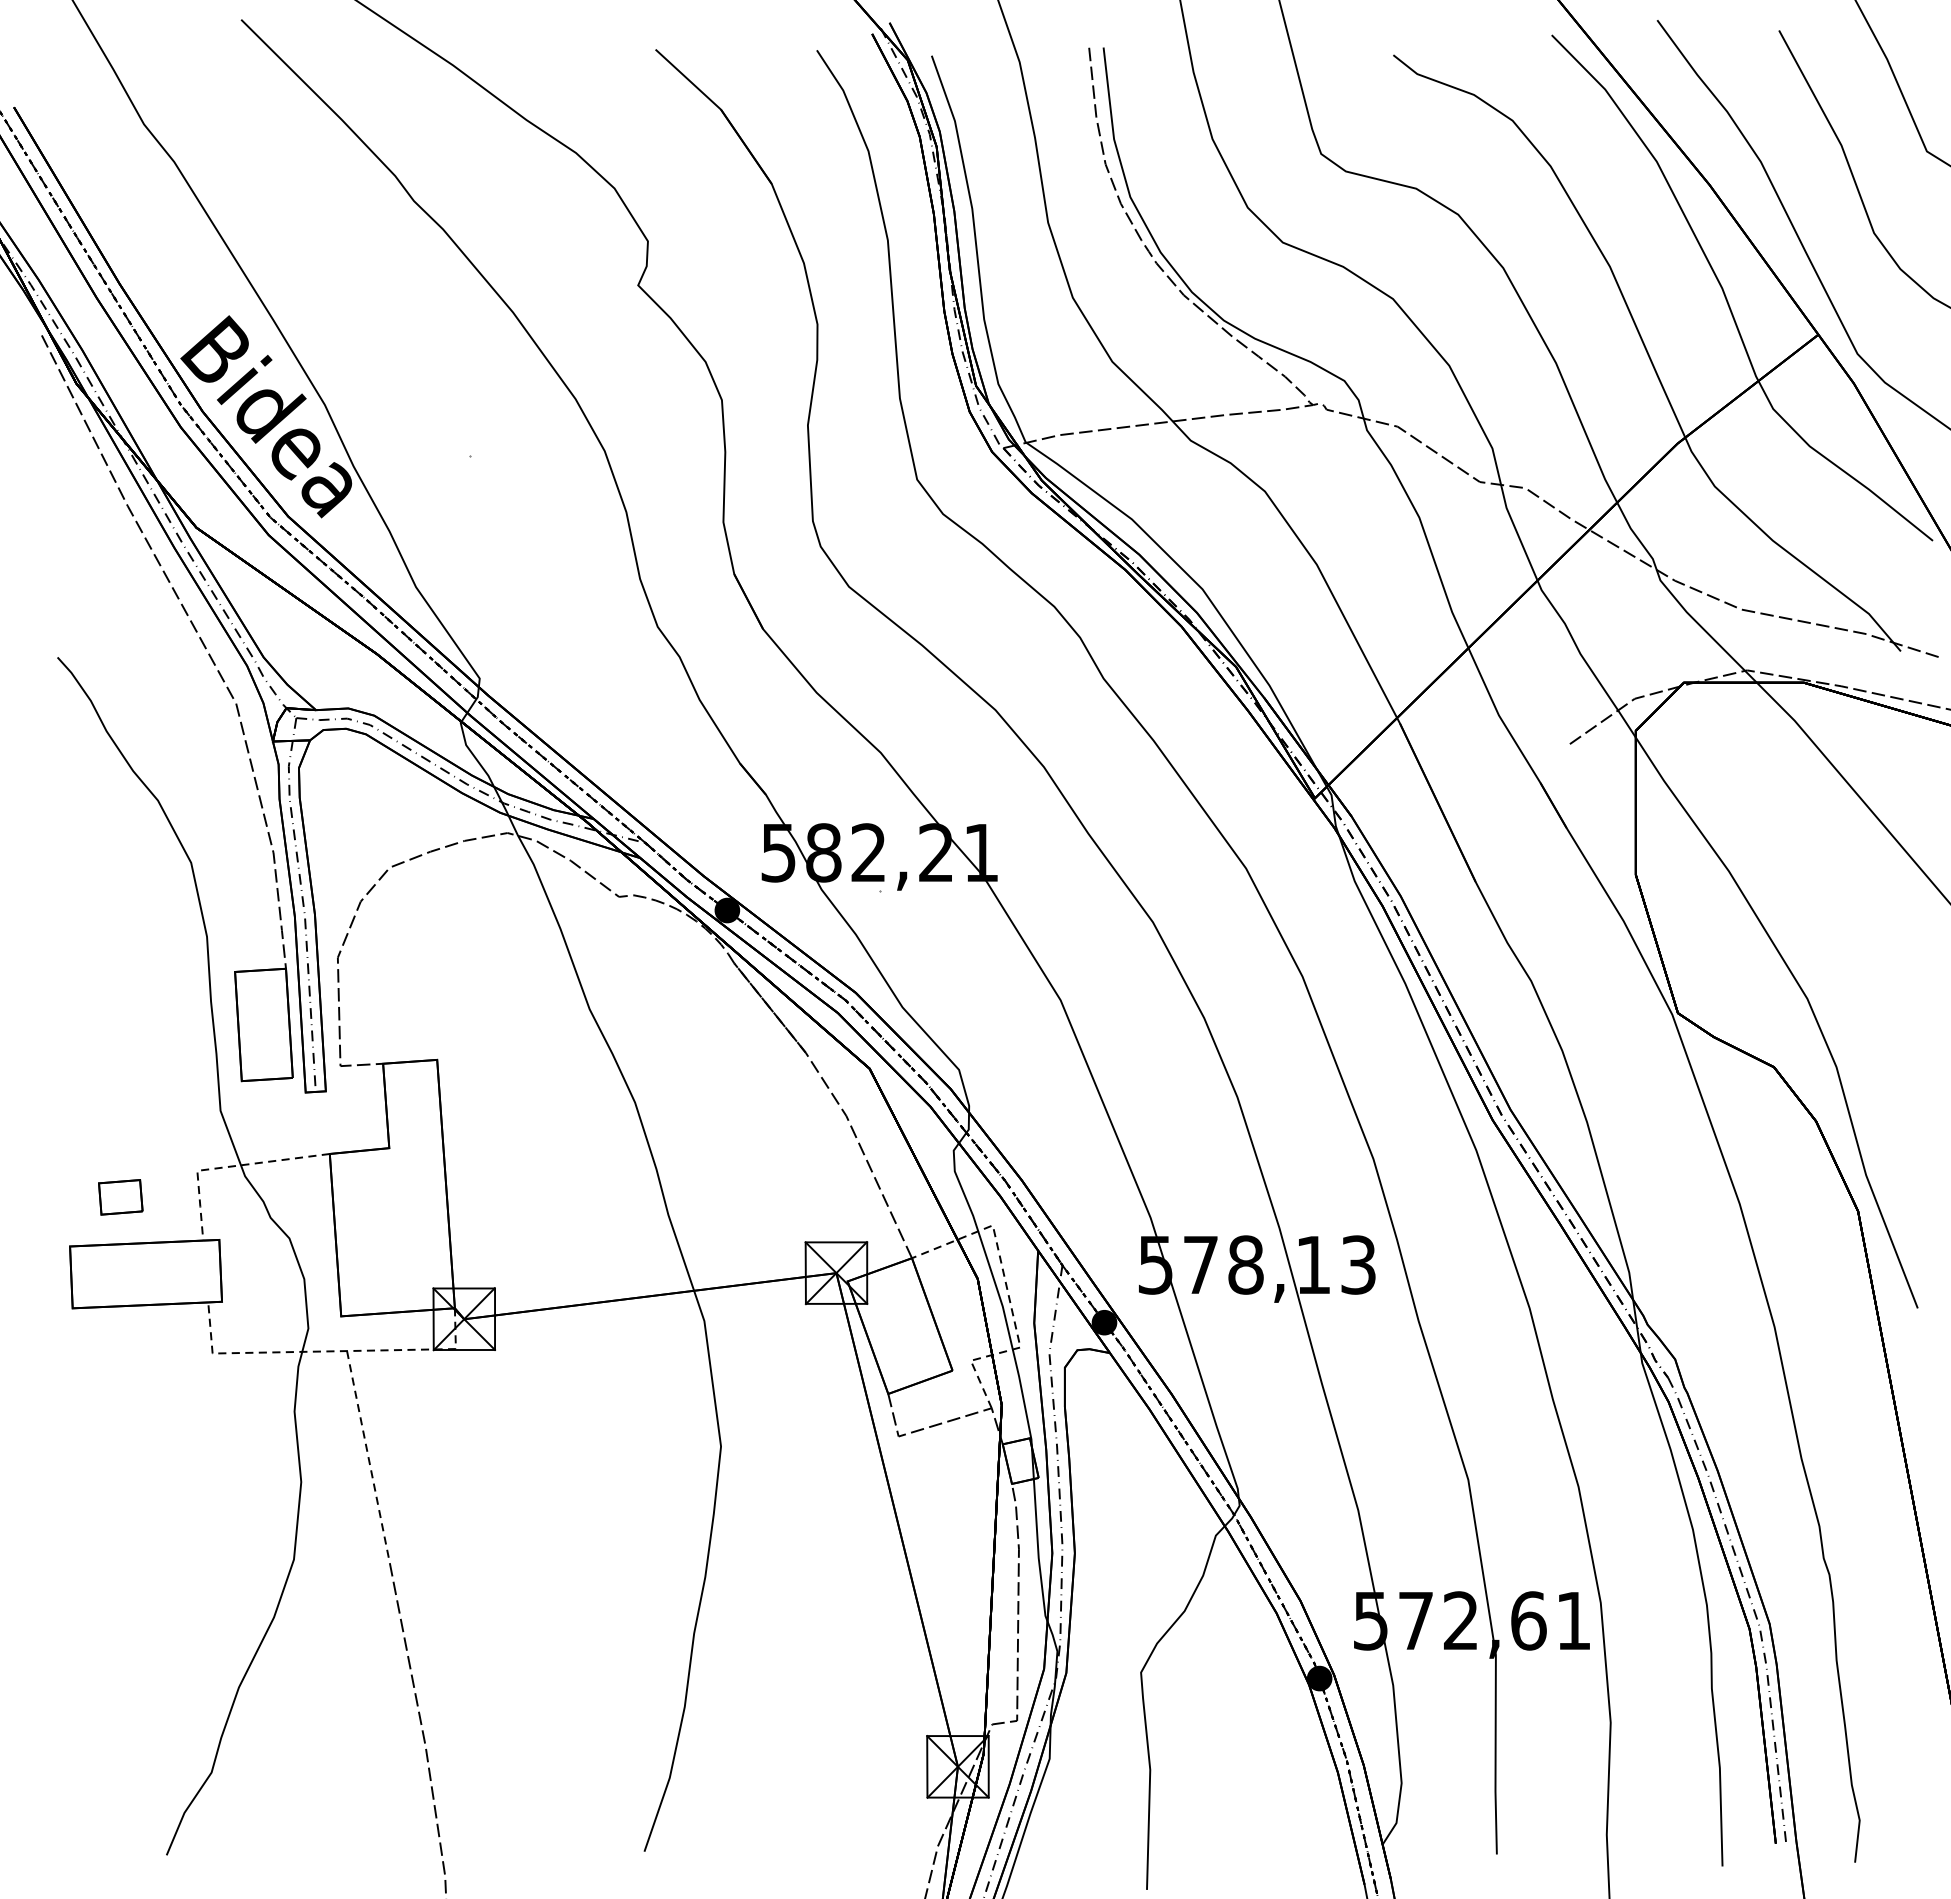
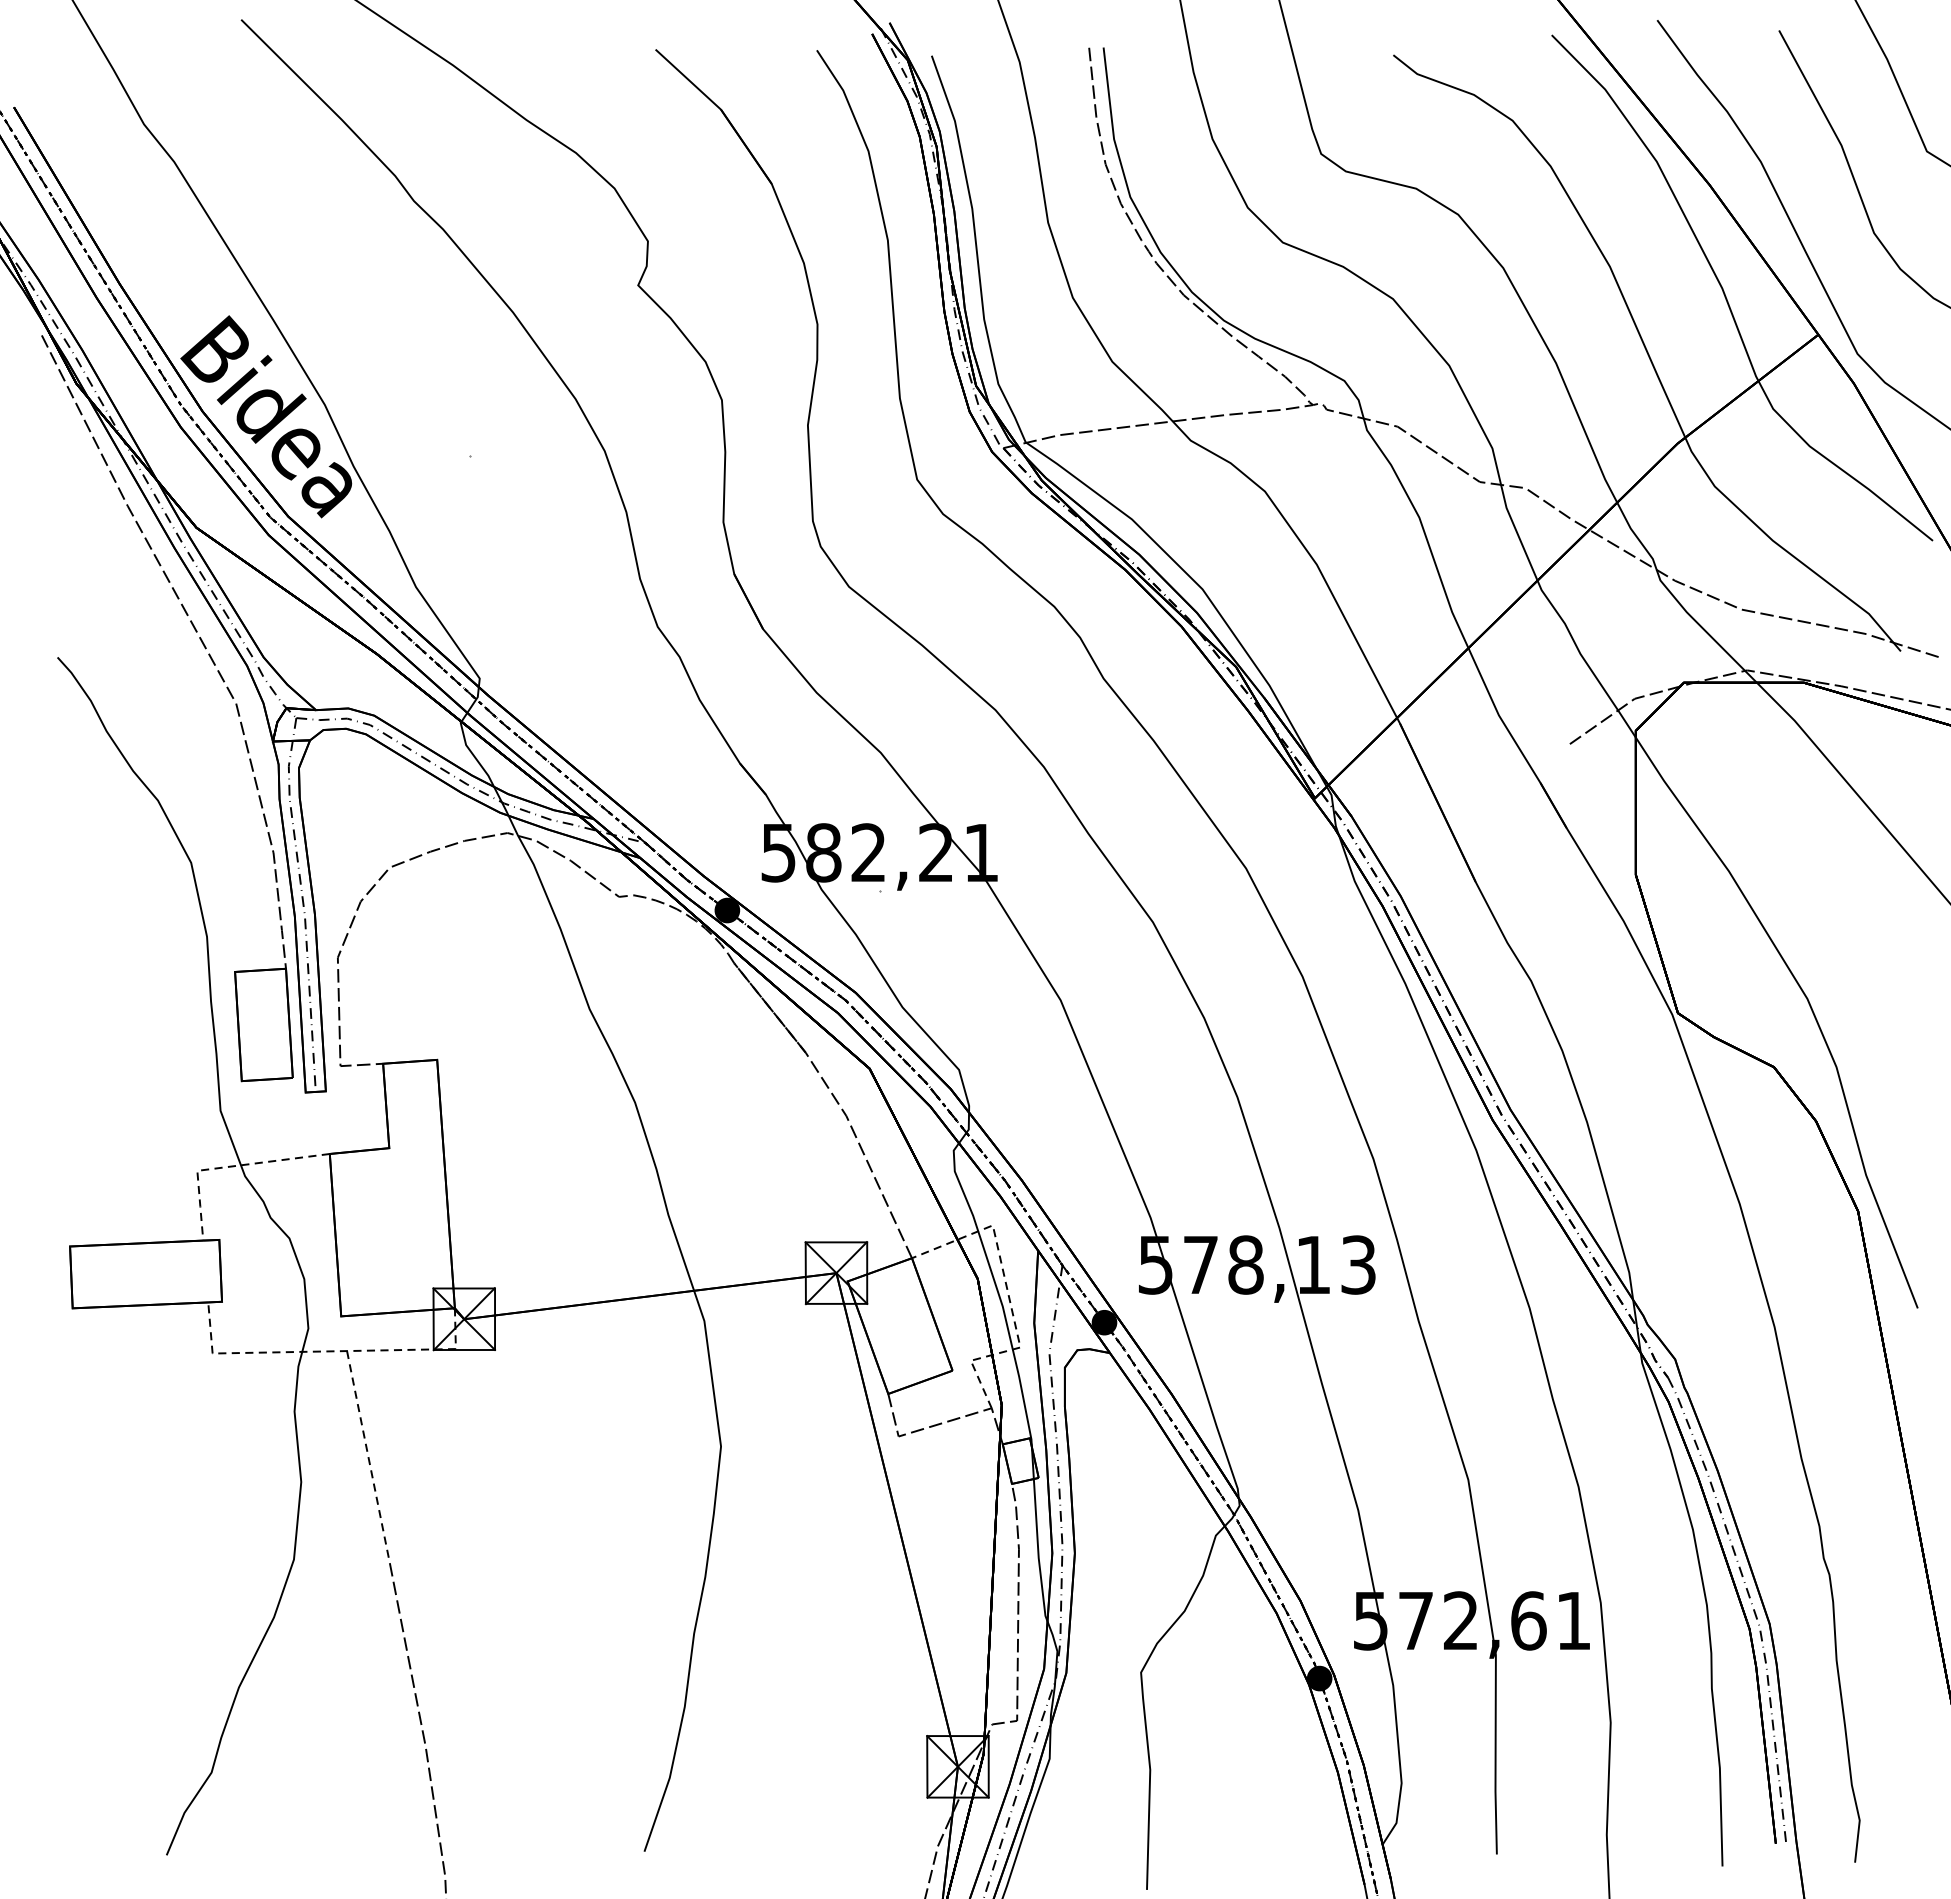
part: present -> none (120, 1197)
